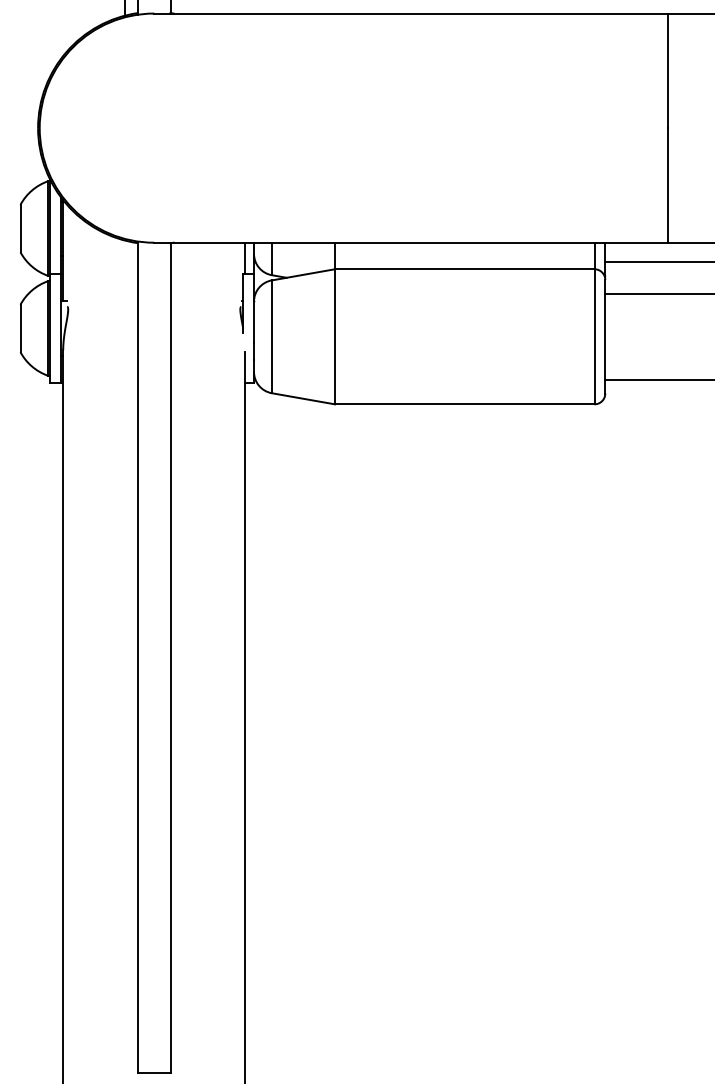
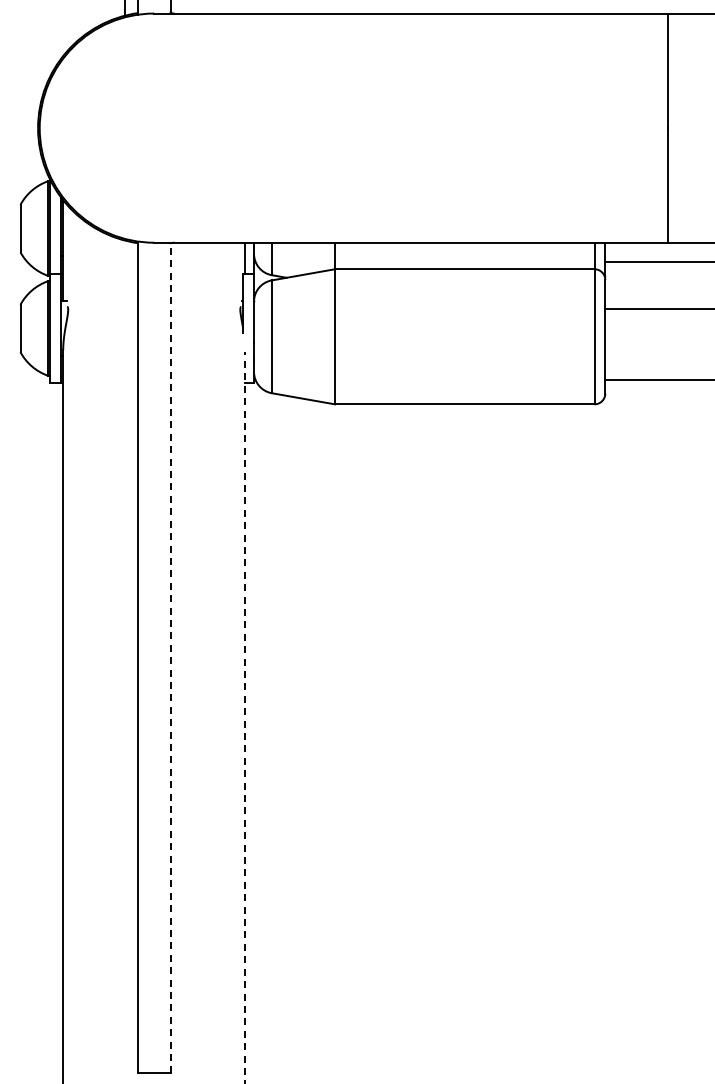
line position: (658, 293) -> (658, 308) (658, 308)
line: solid -> dashed (170, 657)
line: solid -> dashed (245, 717)
